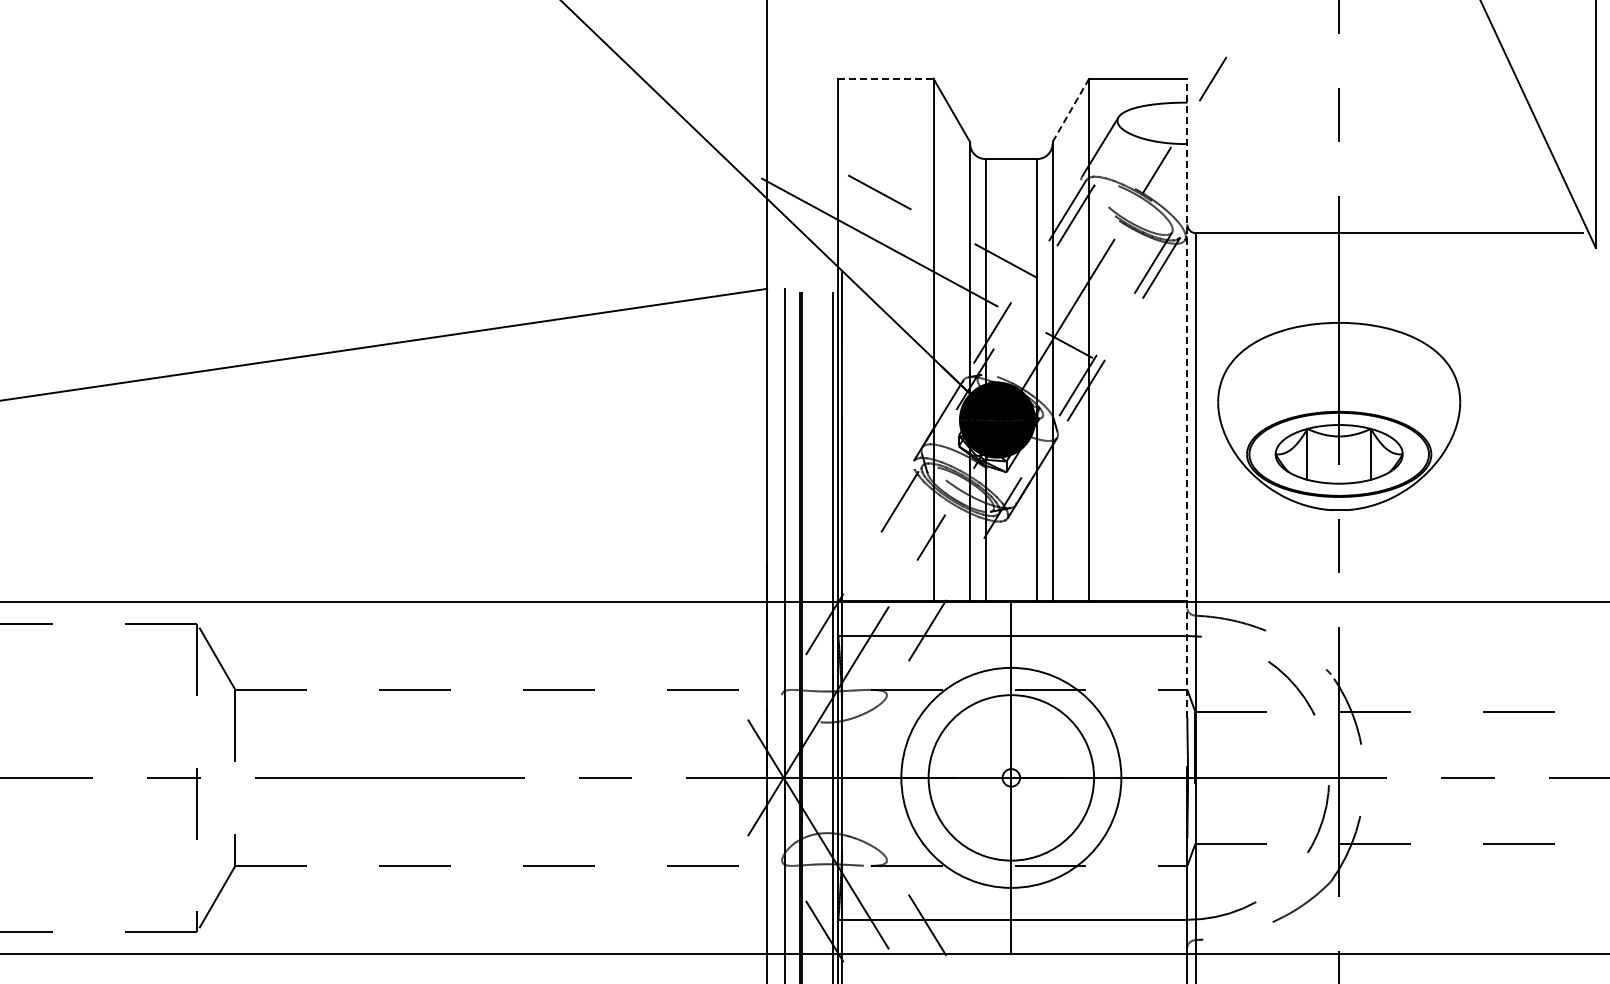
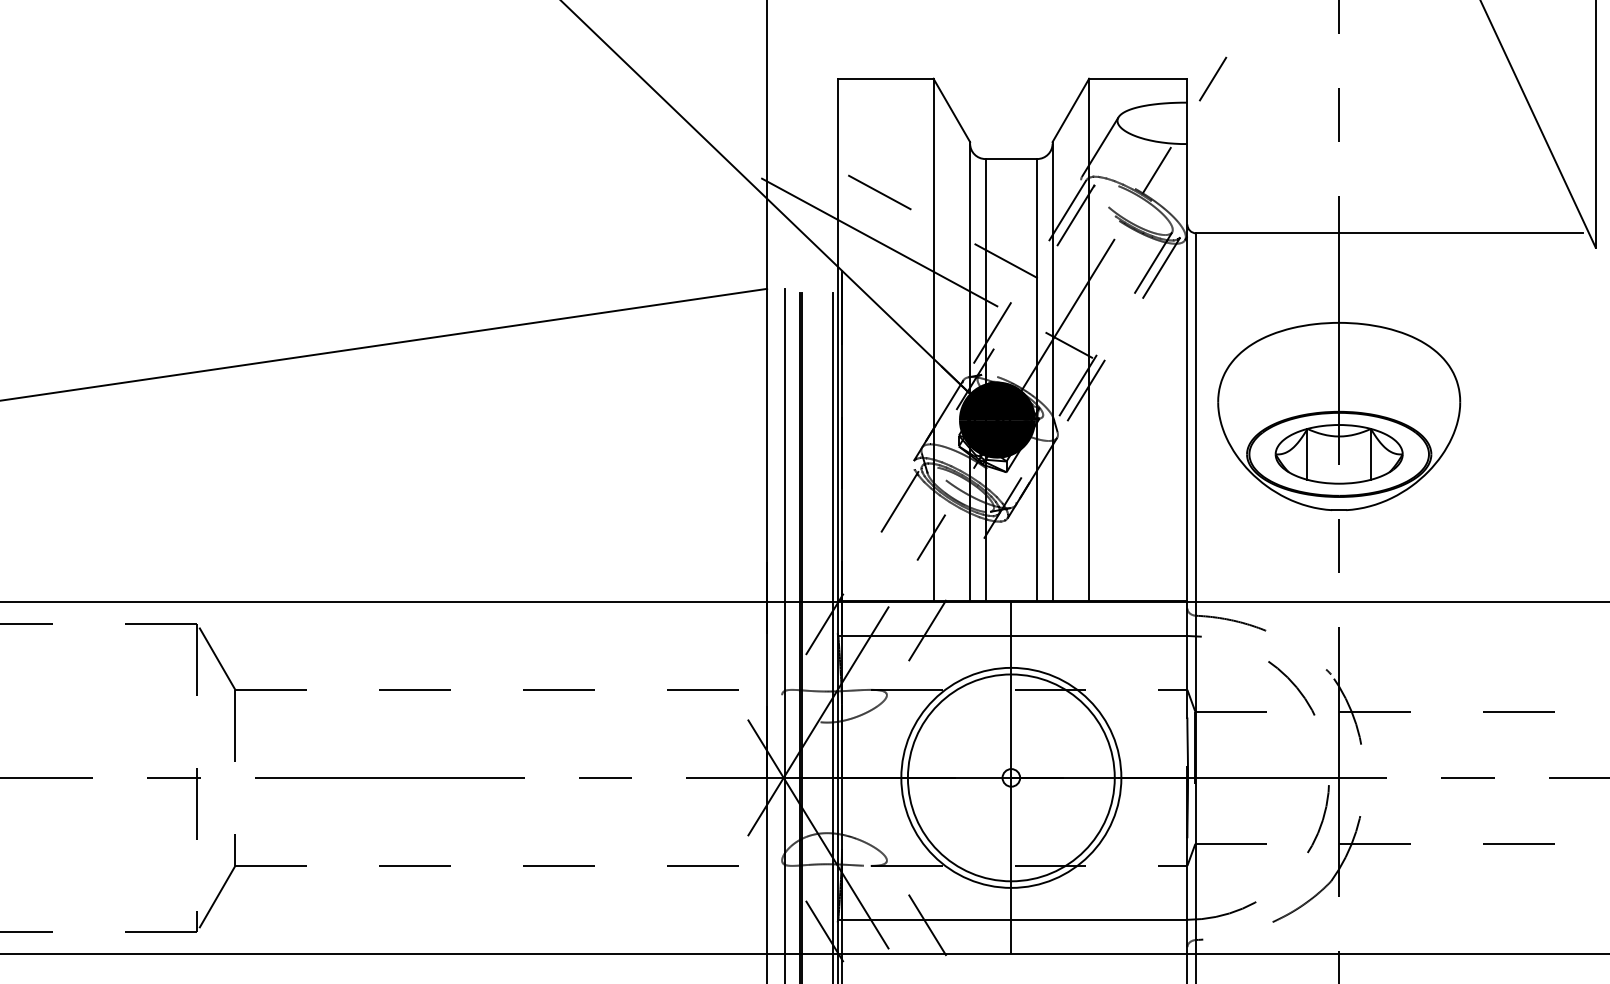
line: dashed -> solid (886, 78)
line: dashed -> solid (1070, 110)
line: dashed -> solid (1187, 397)
circle diameter: 165 px -> 207 px (1010, 777)
